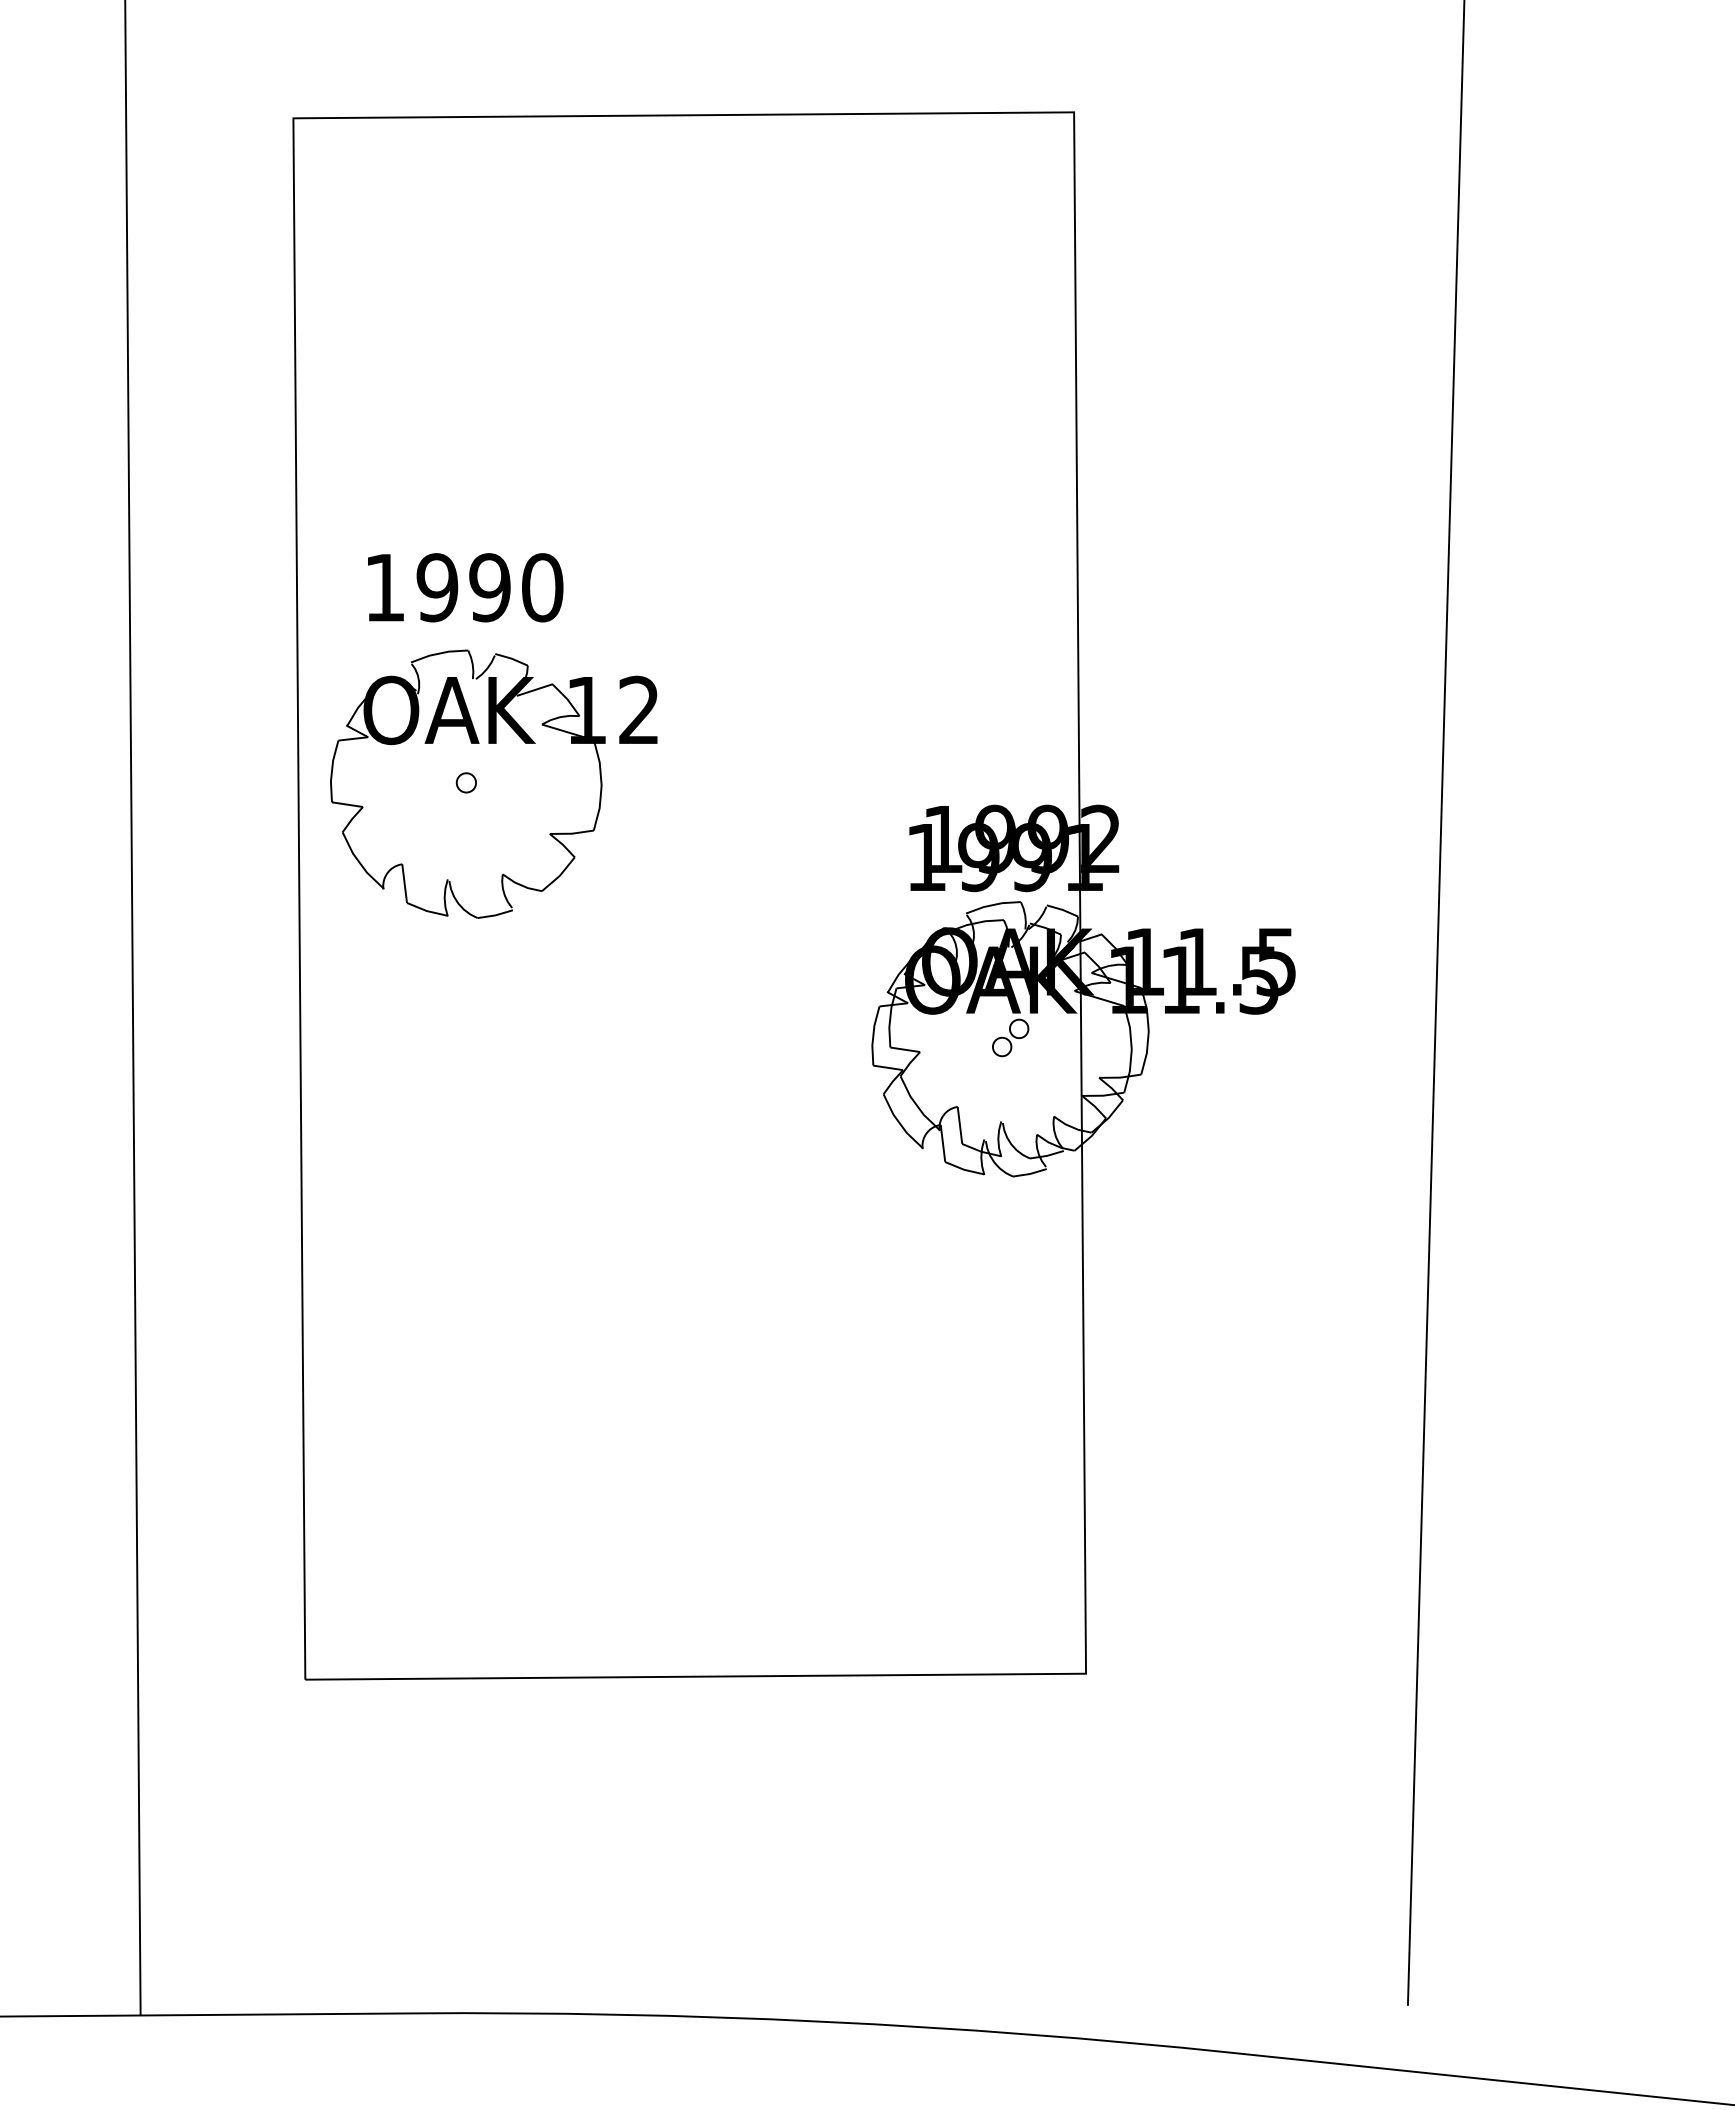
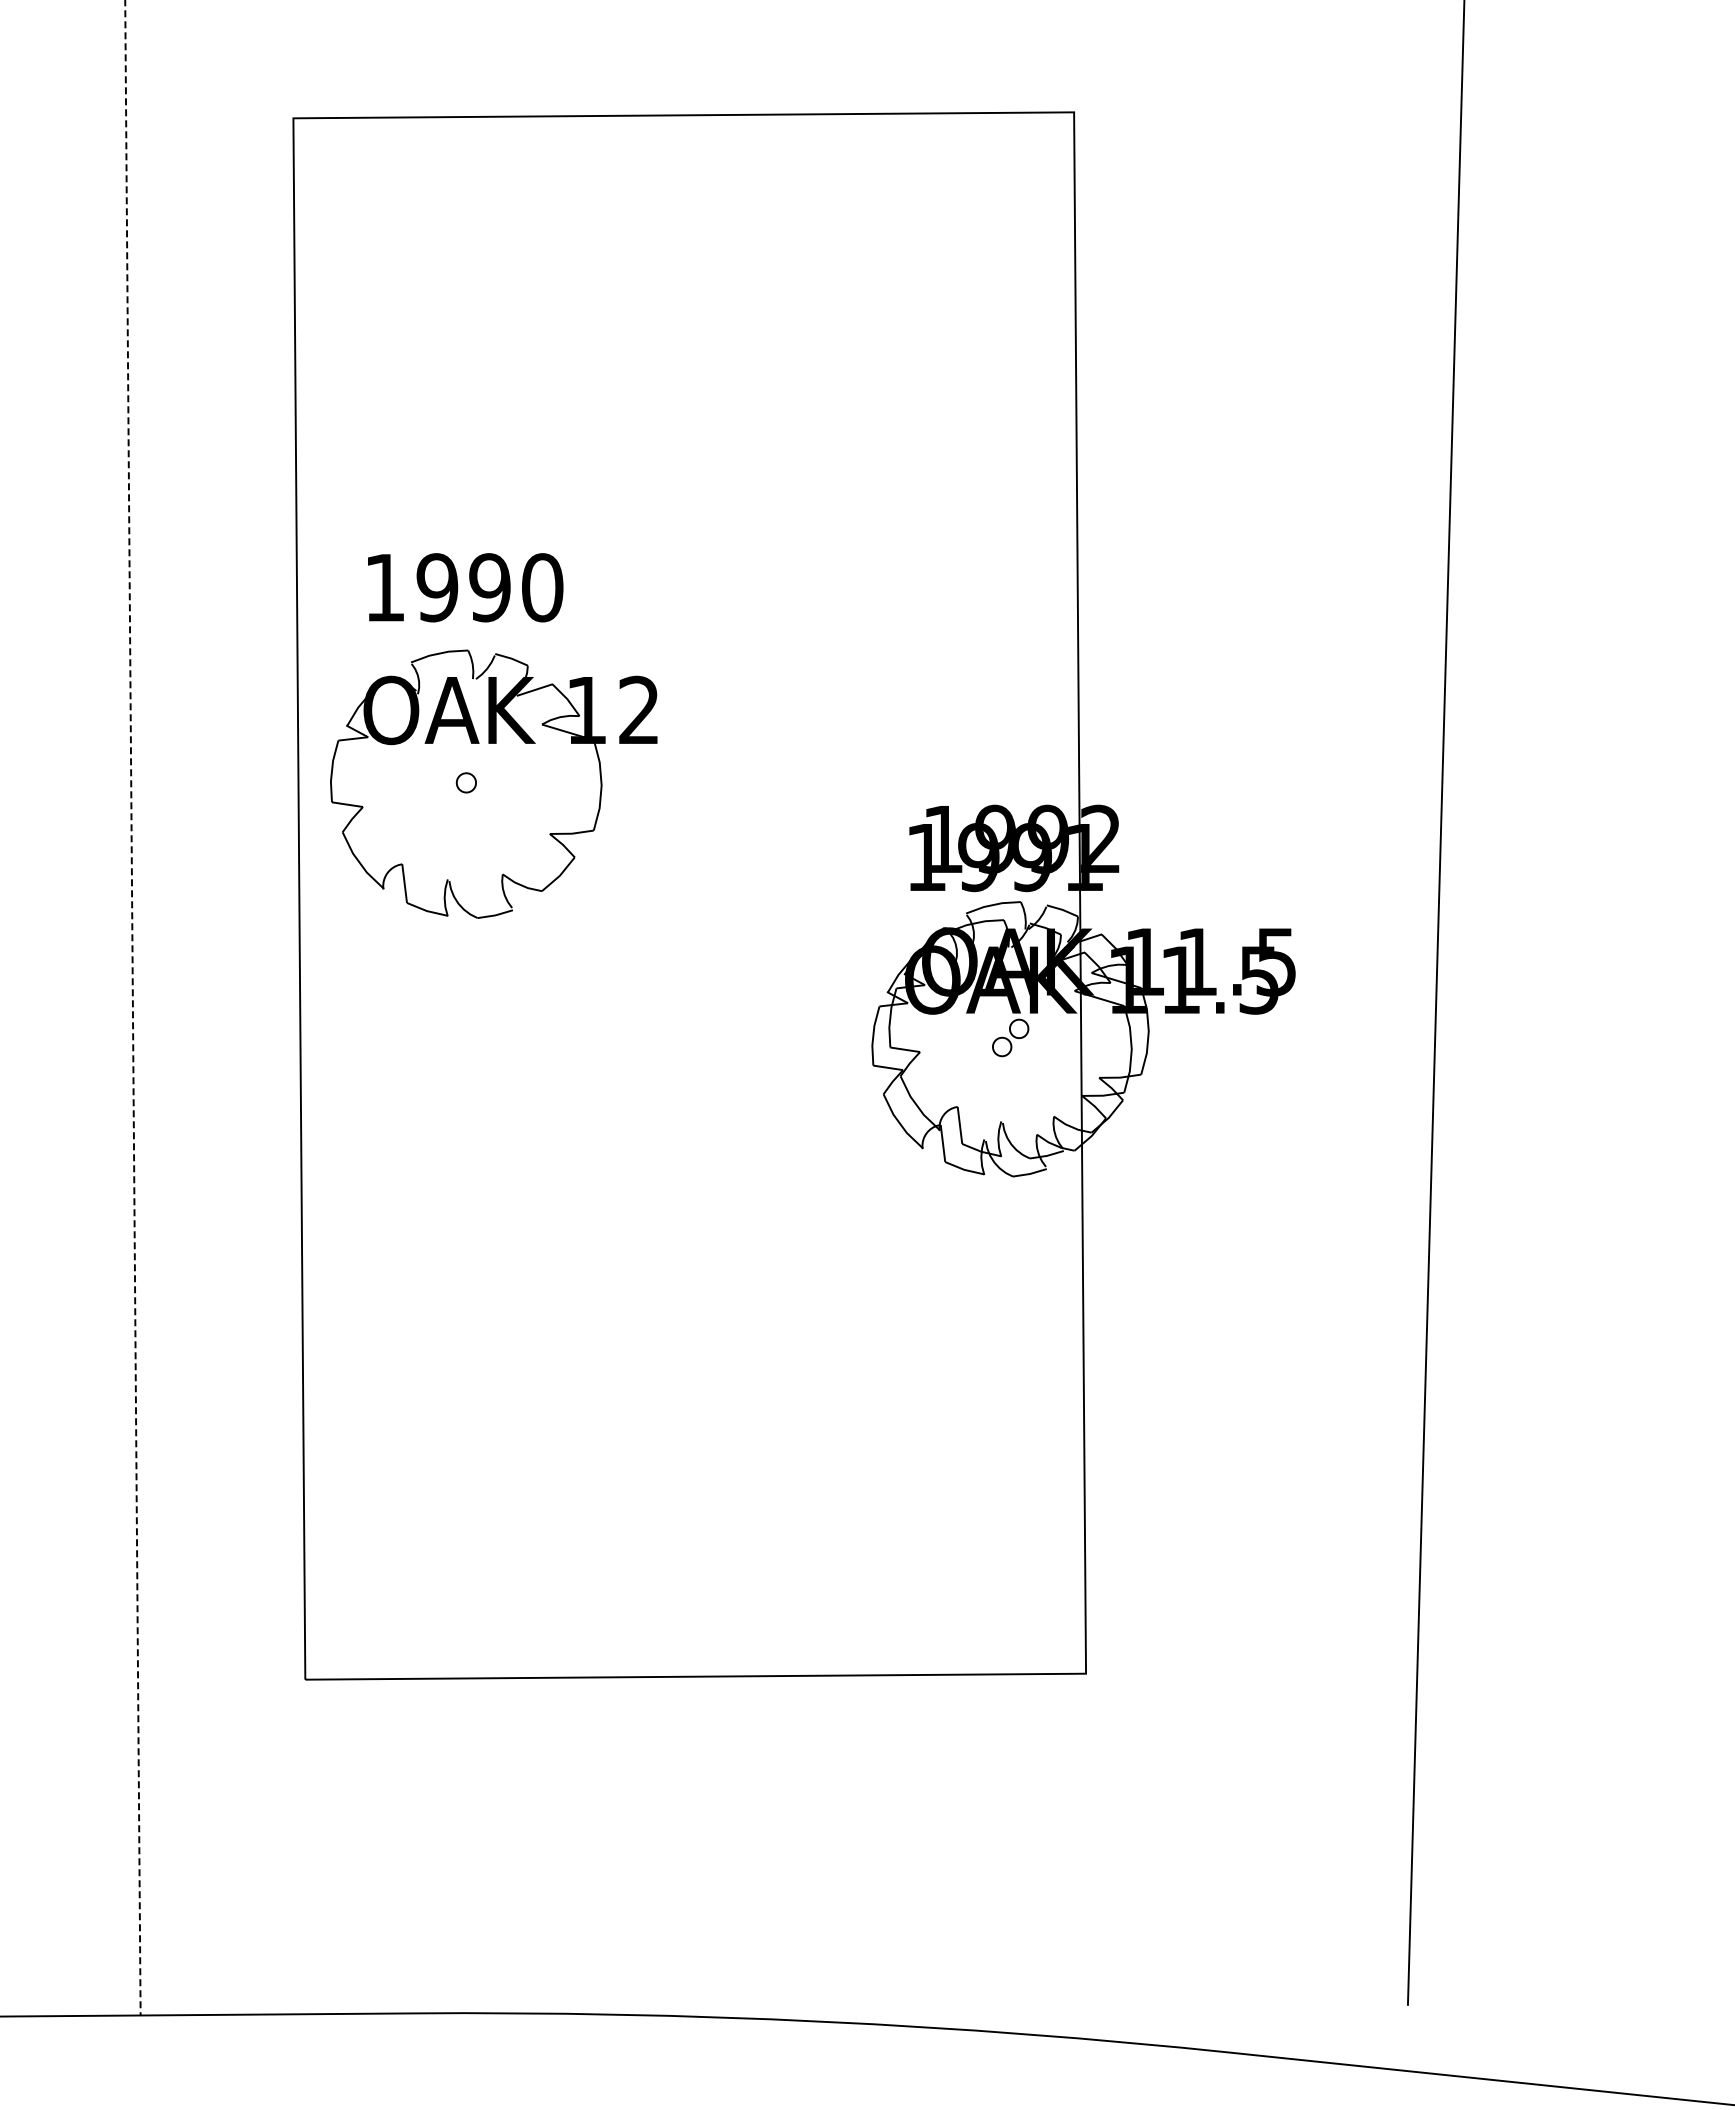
line: solid -> dashed (132, 1007)
